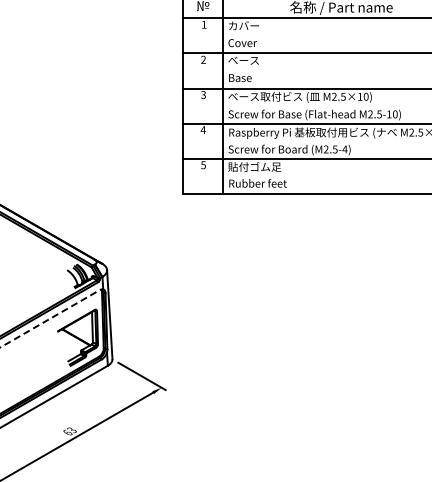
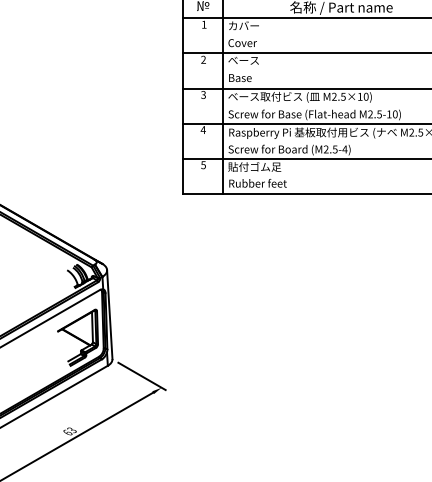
line: dashed -> solid (49, 318)
